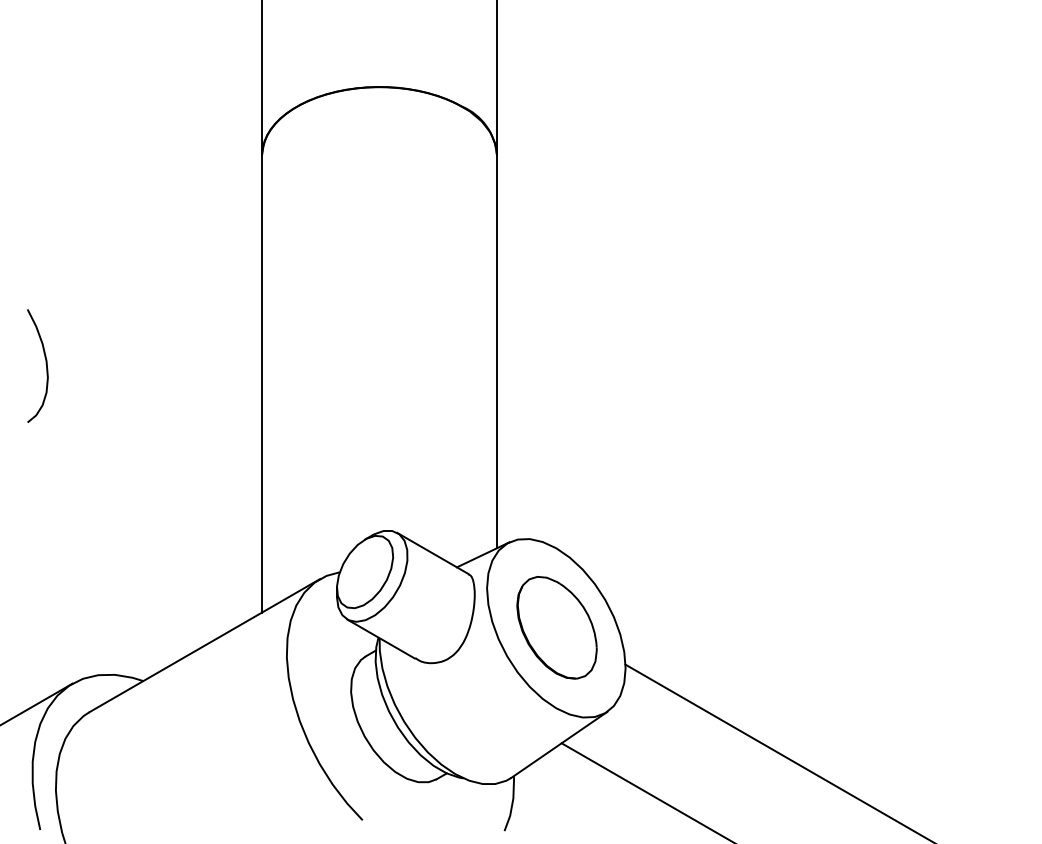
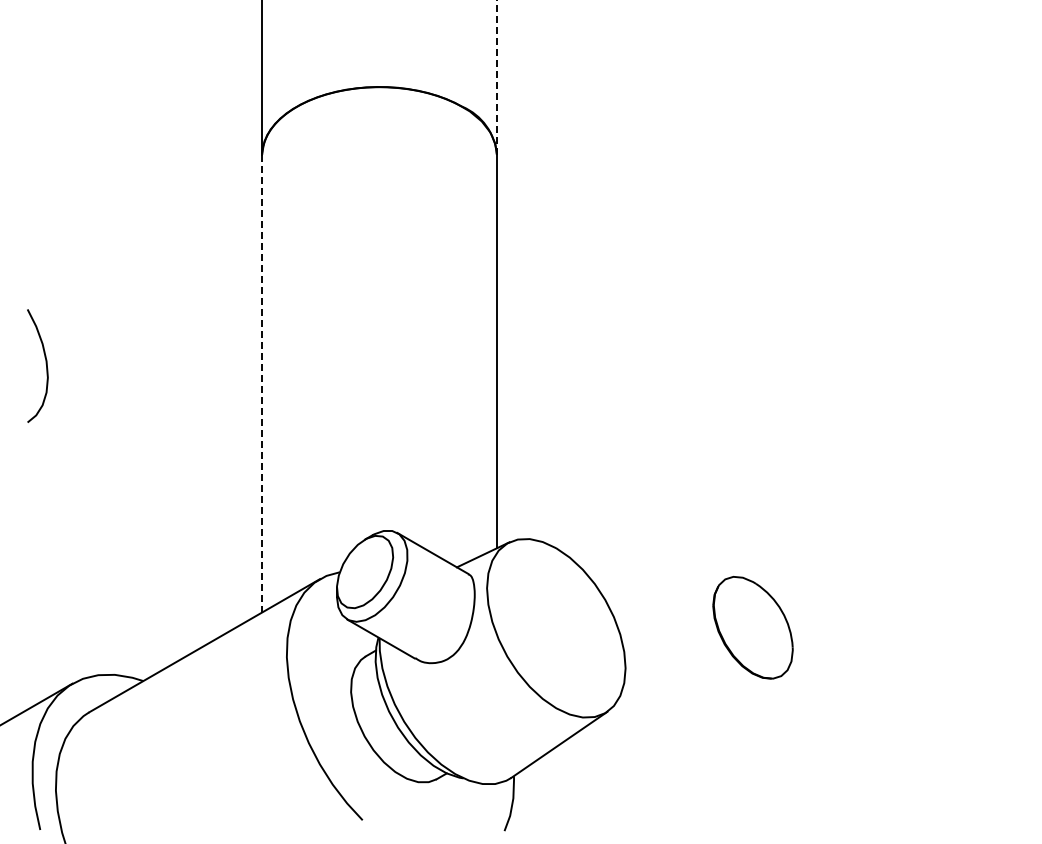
line: solid -> dashed (496, 77)
line: solid -> dashed (262, 383)
part position: (556, 627) -> (752, 627) (752, 627)
line: present -> none (777, 752)
line: present -> none (645, 791)
